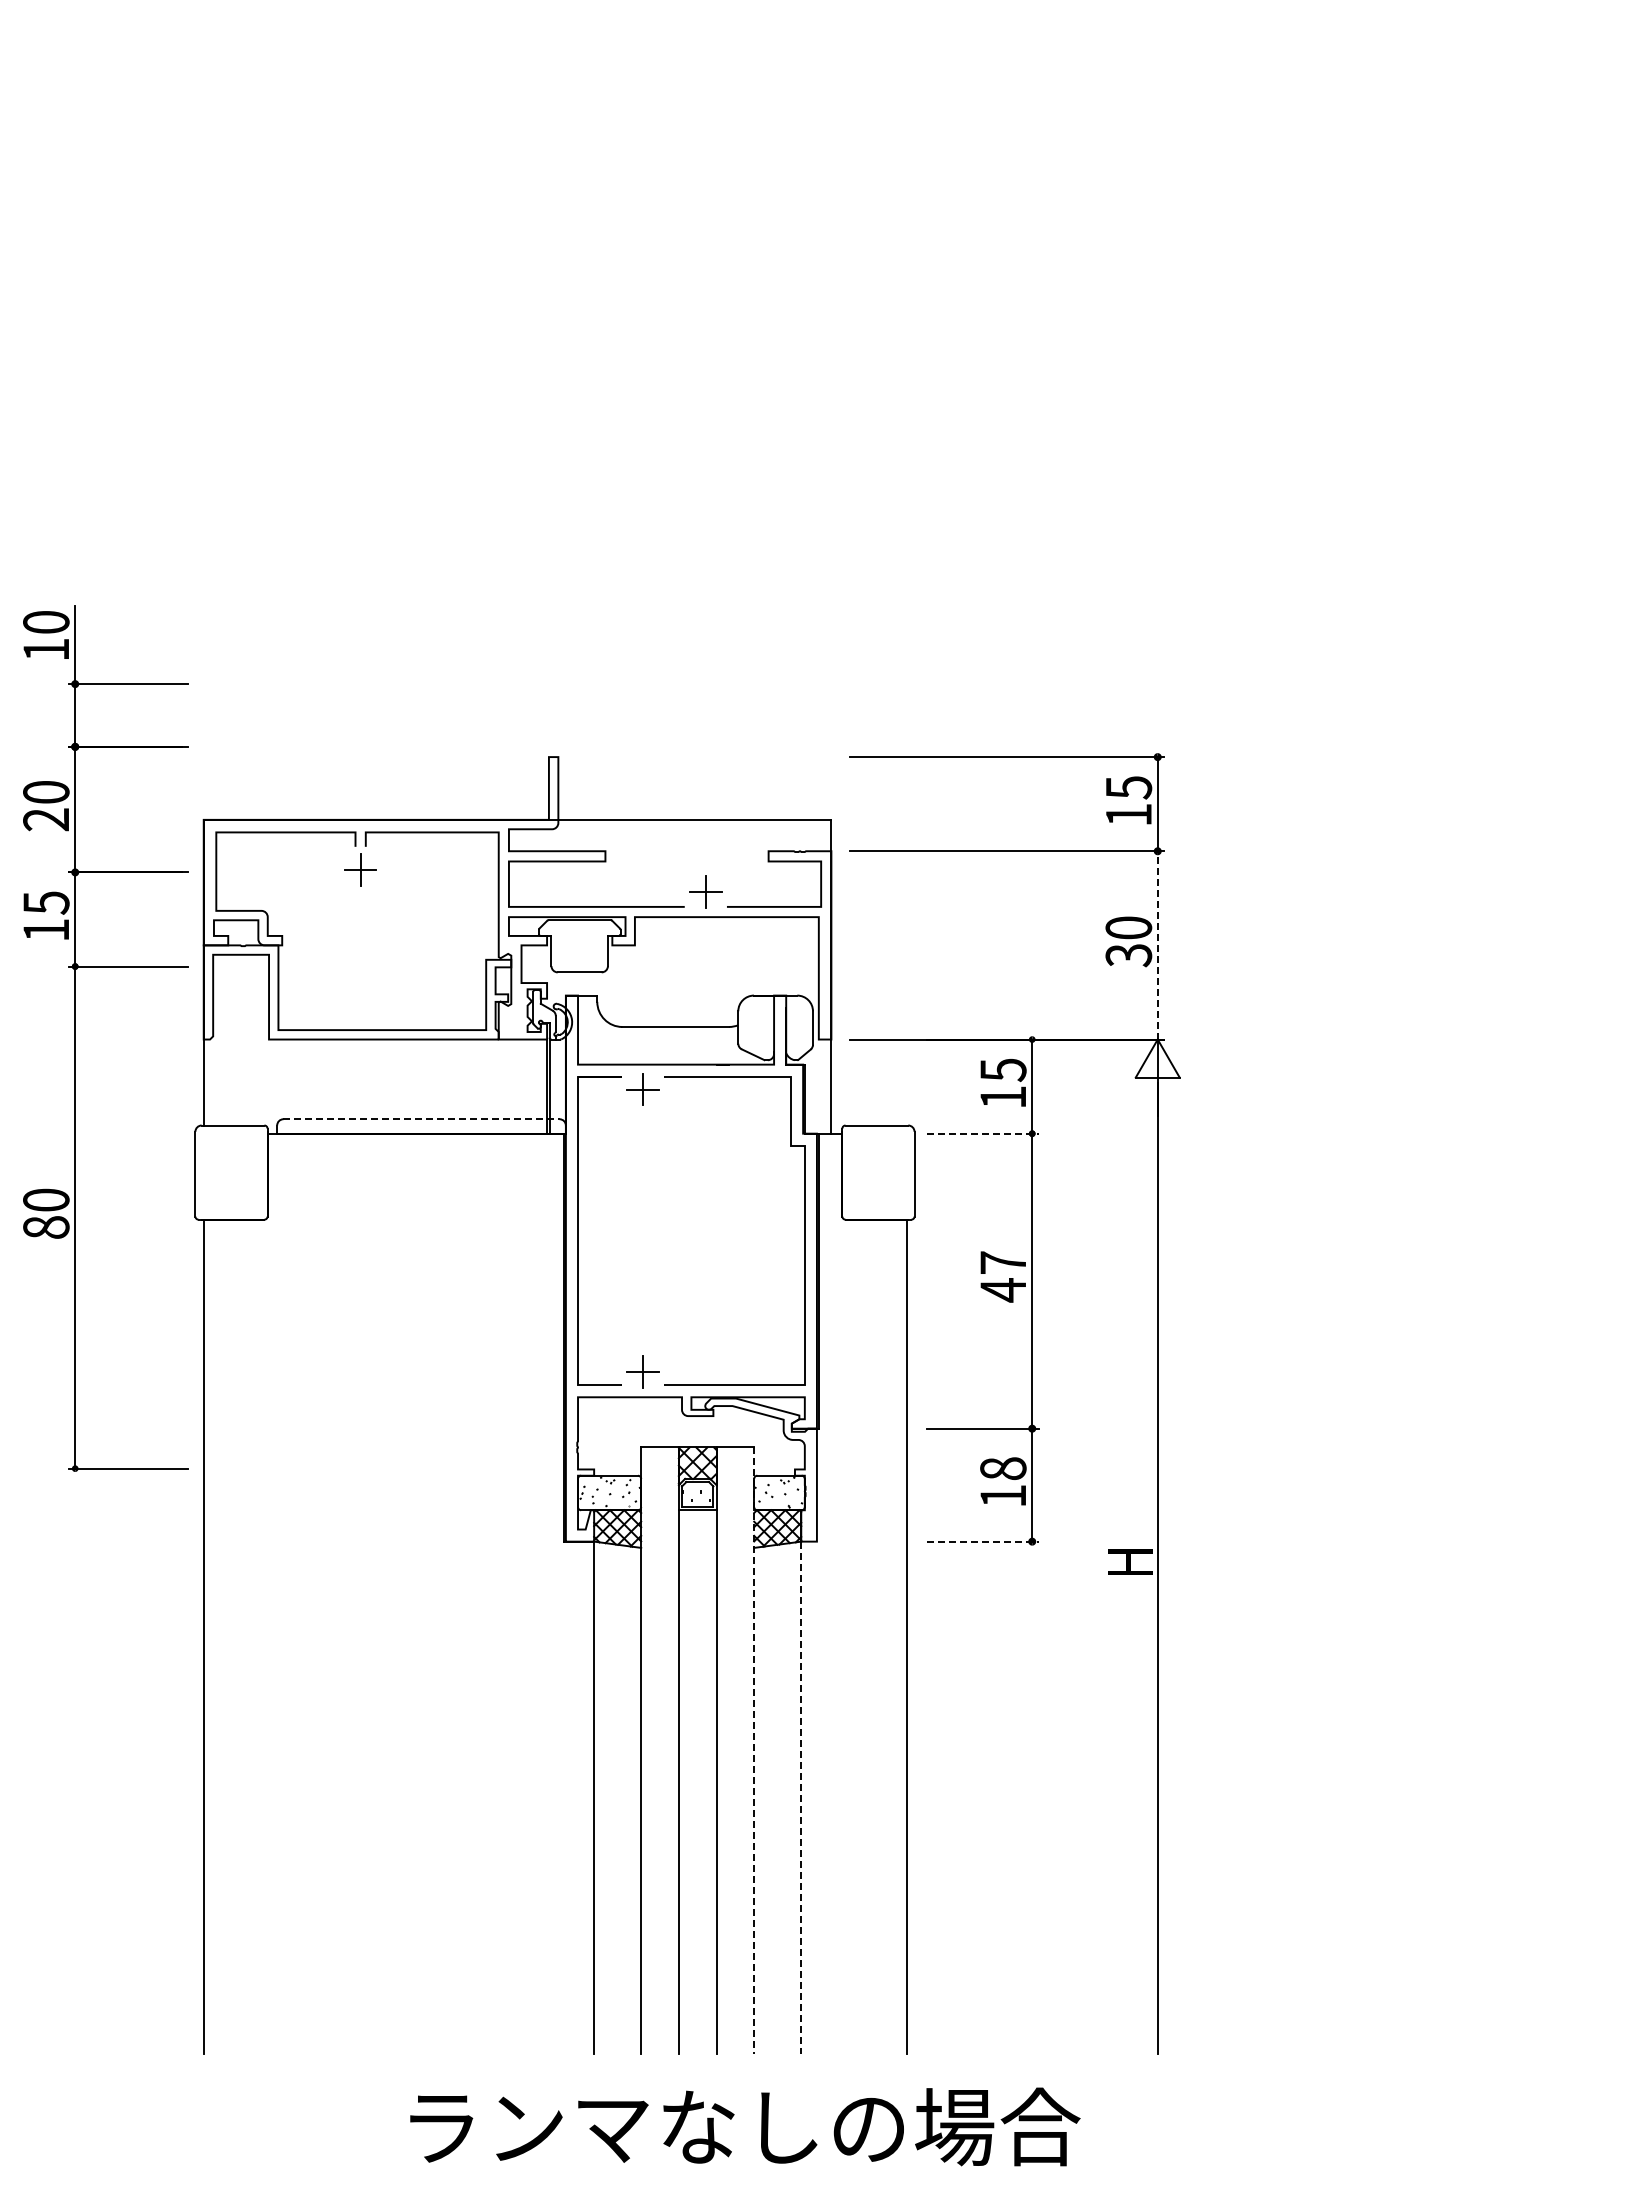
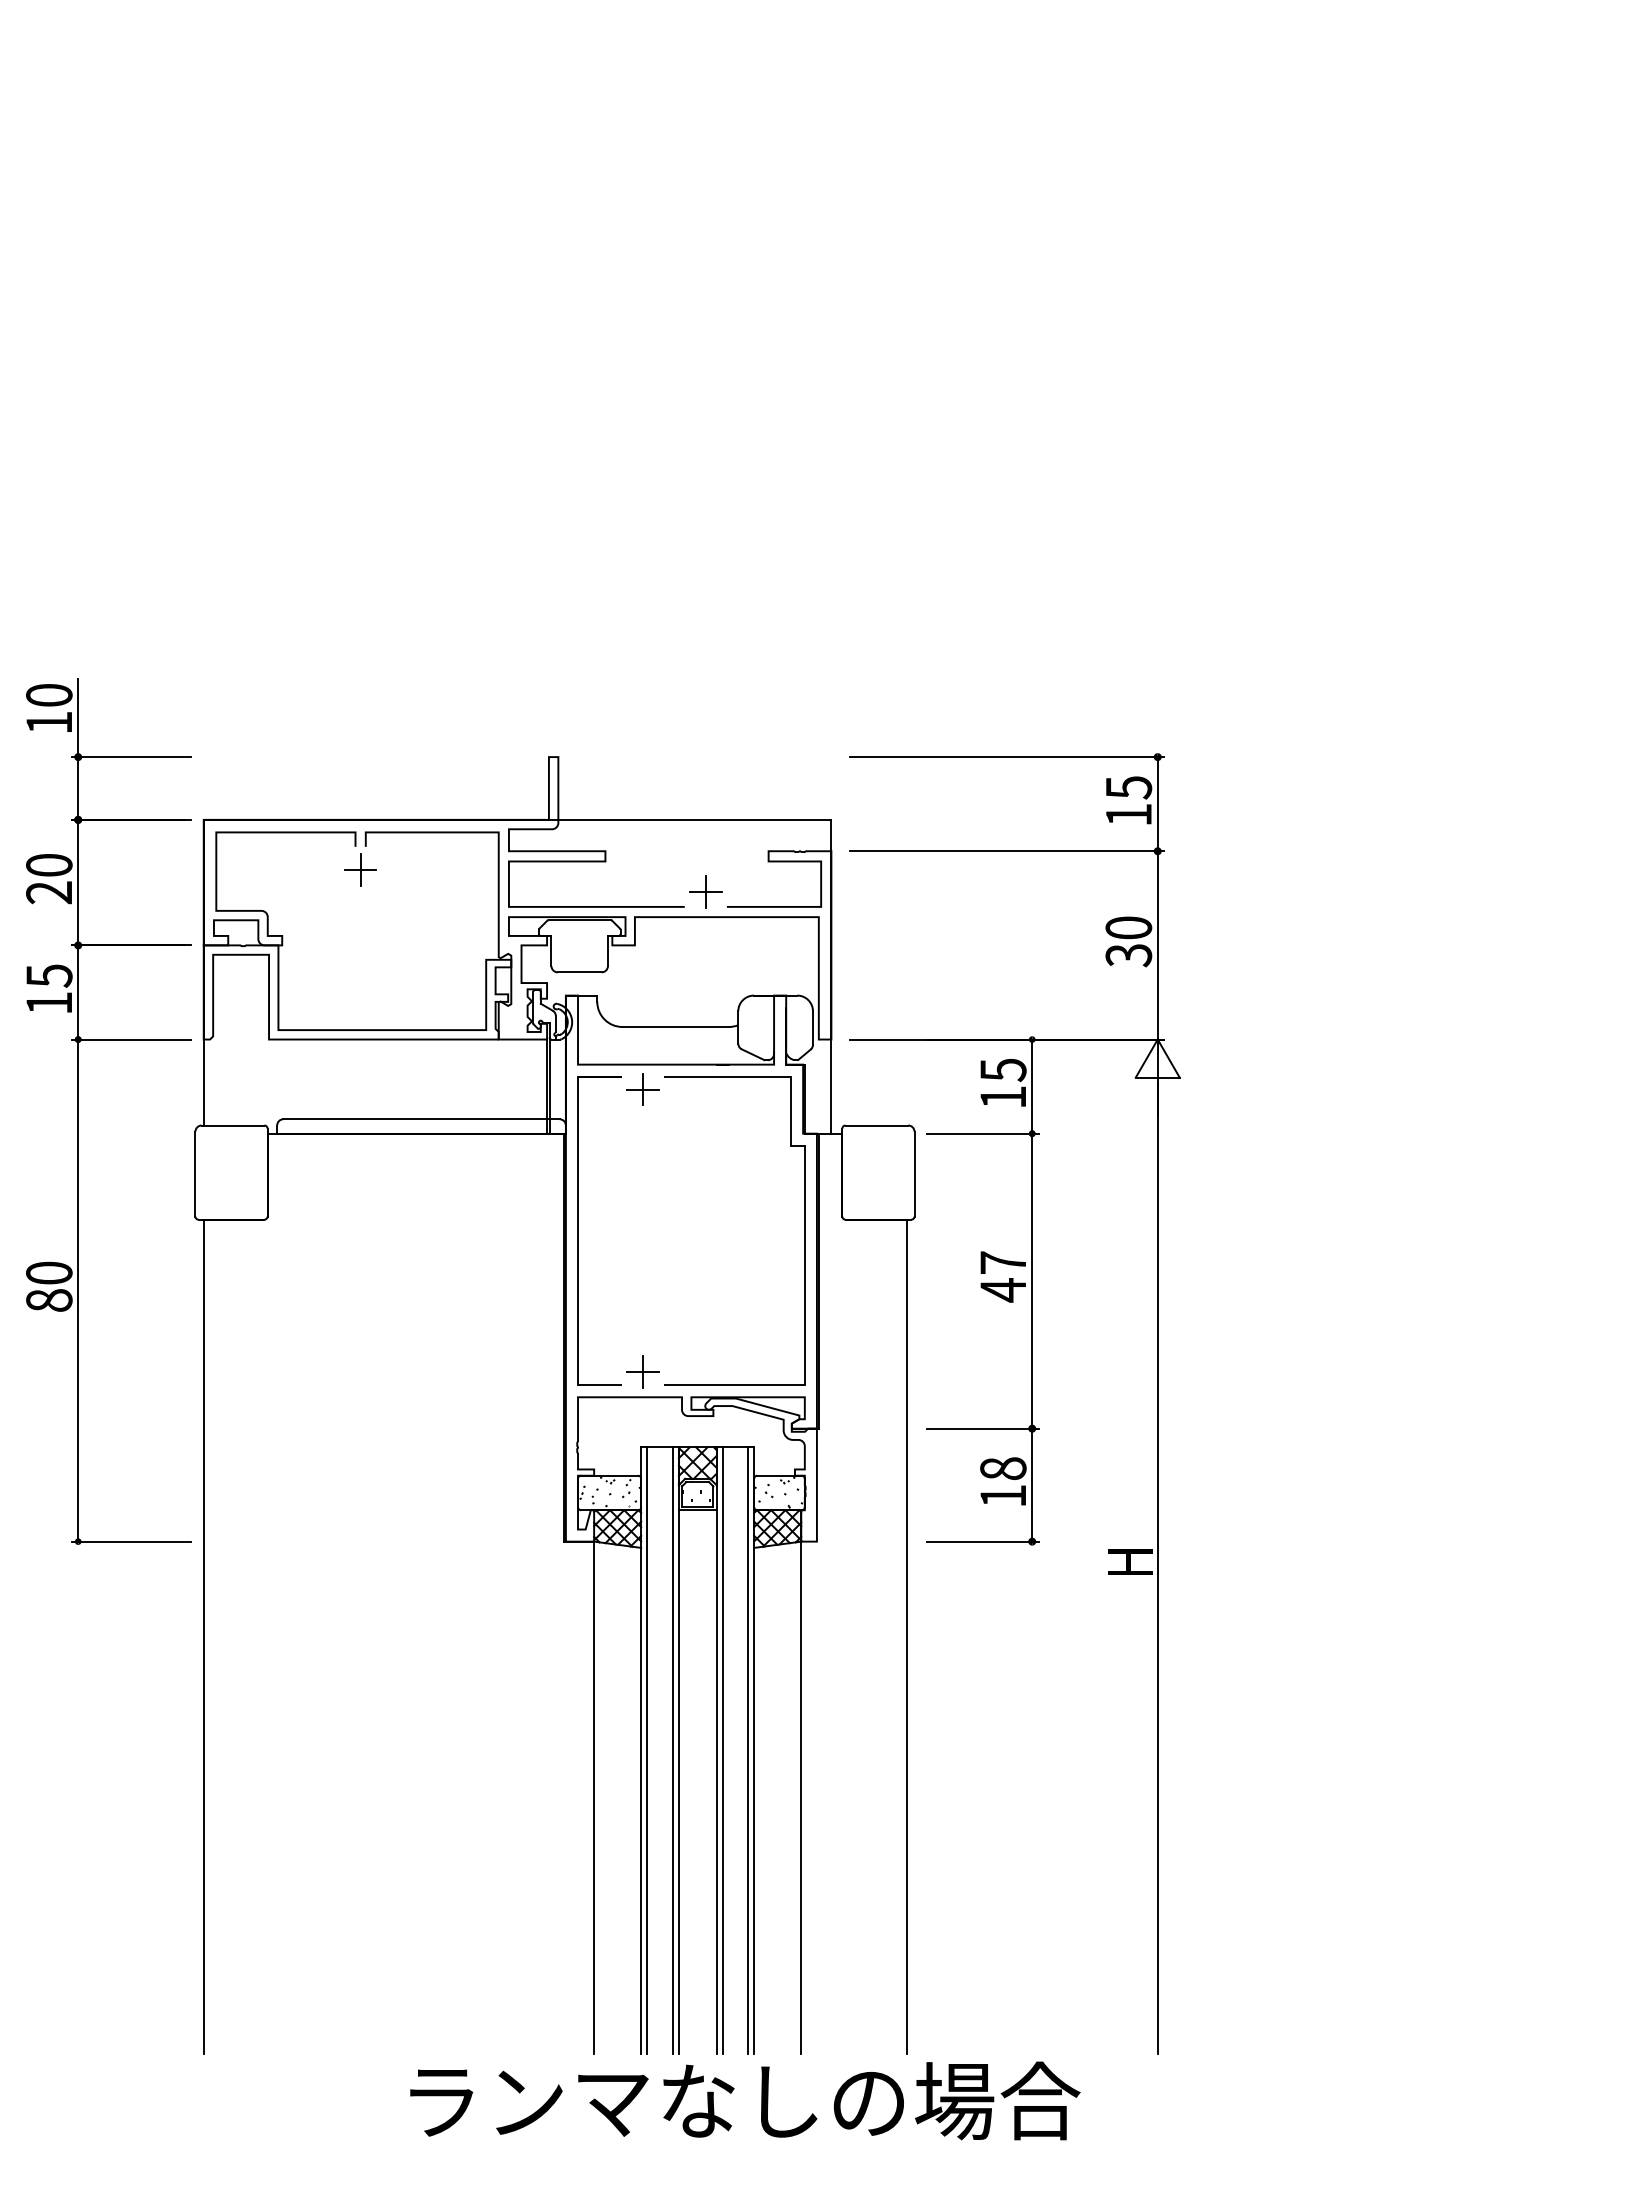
line: dashed -> solid (1157, 944)
part position: (75, 1038) -> (78, 1111) (78, 1111)
line: dashed -> solid (422, 1119)
line: dashed -> solid (982, 1133)
line: dashed -> solid (982, 1541)
line: none -> present (647, 1750)
line: none -> present (672, 1750)
line: none -> present (722, 1750)
line: none -> present (747, 1750)
line: dashed -> solid (754, 1751)
line: dashed -> solid (801, 1798)
text position: (745, 2126) -> (745, 2100) (745, 2100)
